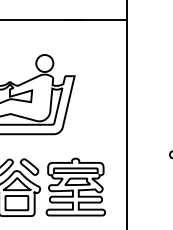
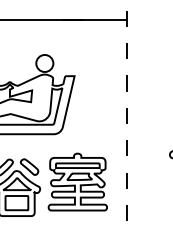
line: solid -> dashed (126, 115)
part position: (75, 186) -> (77, 181) (77, 181)
